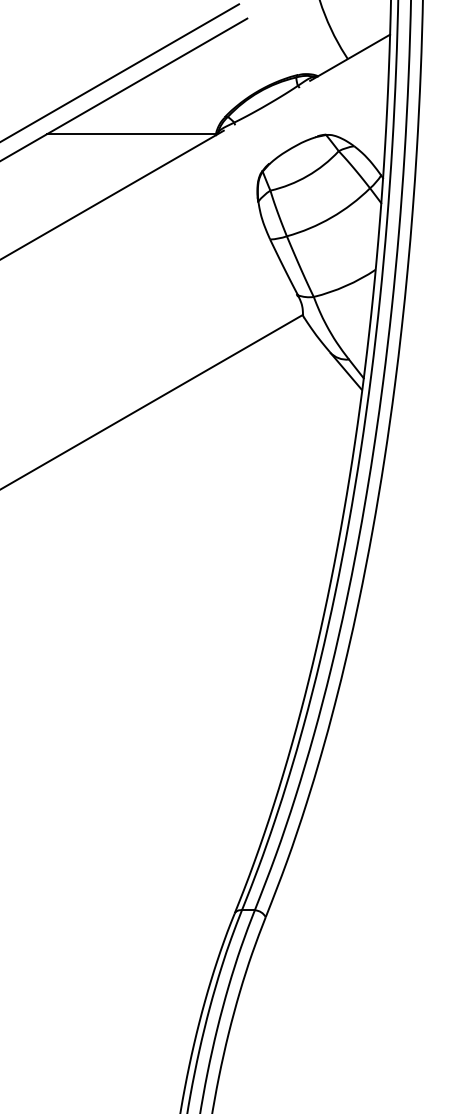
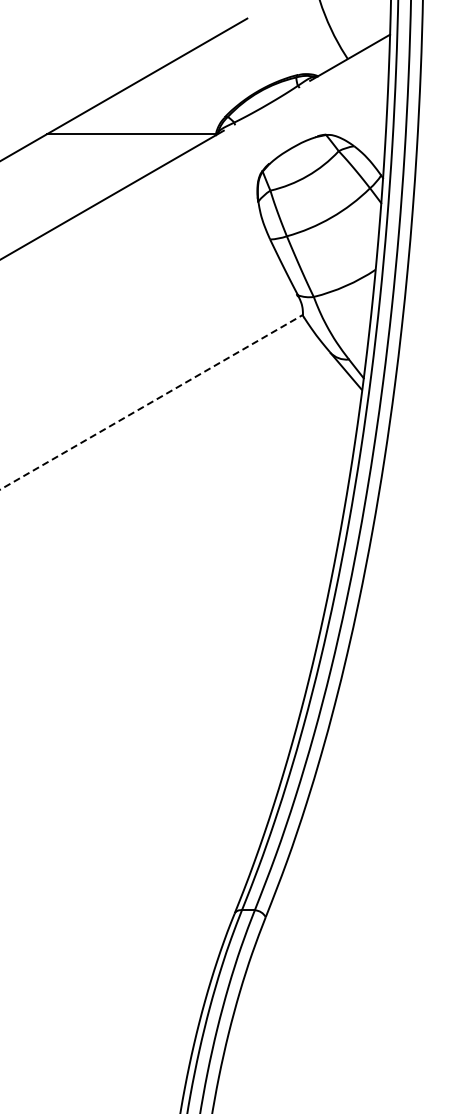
line: present -> none (120, 72)
line: solid -> dashed (151, 402)
